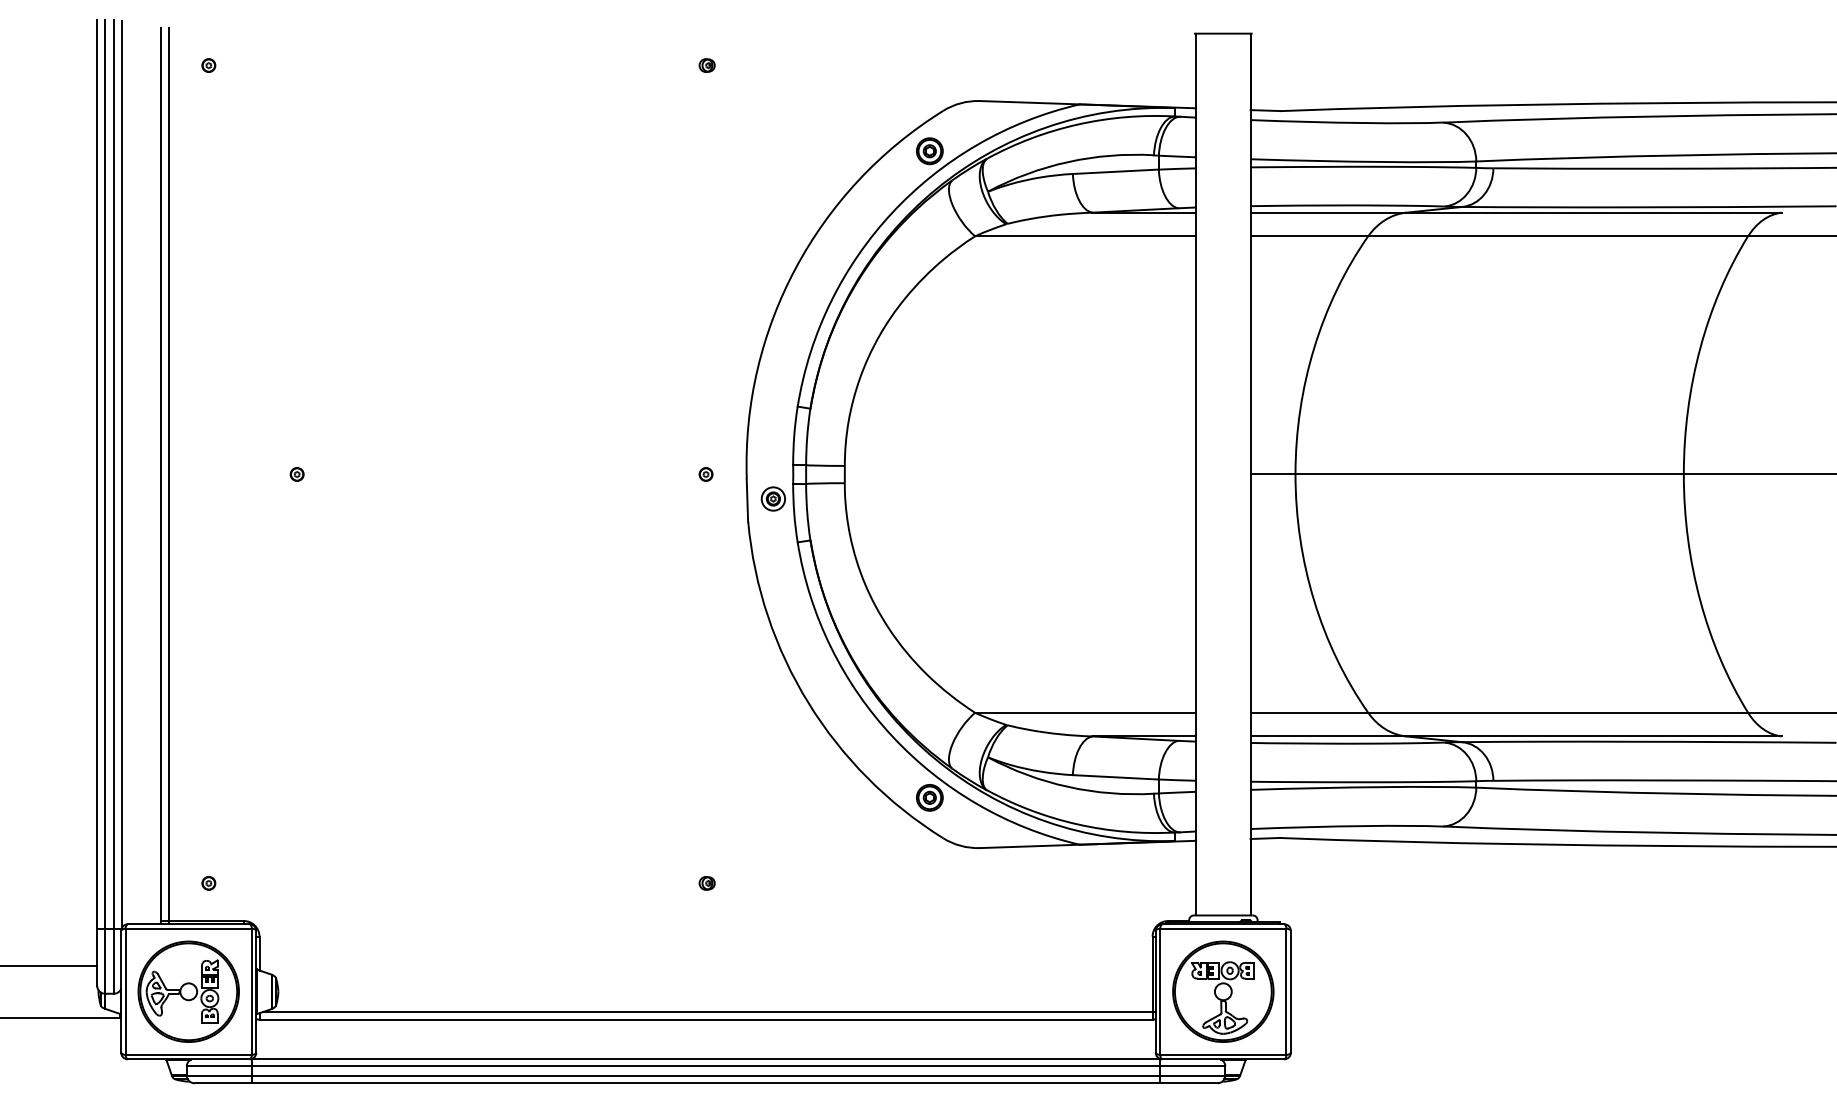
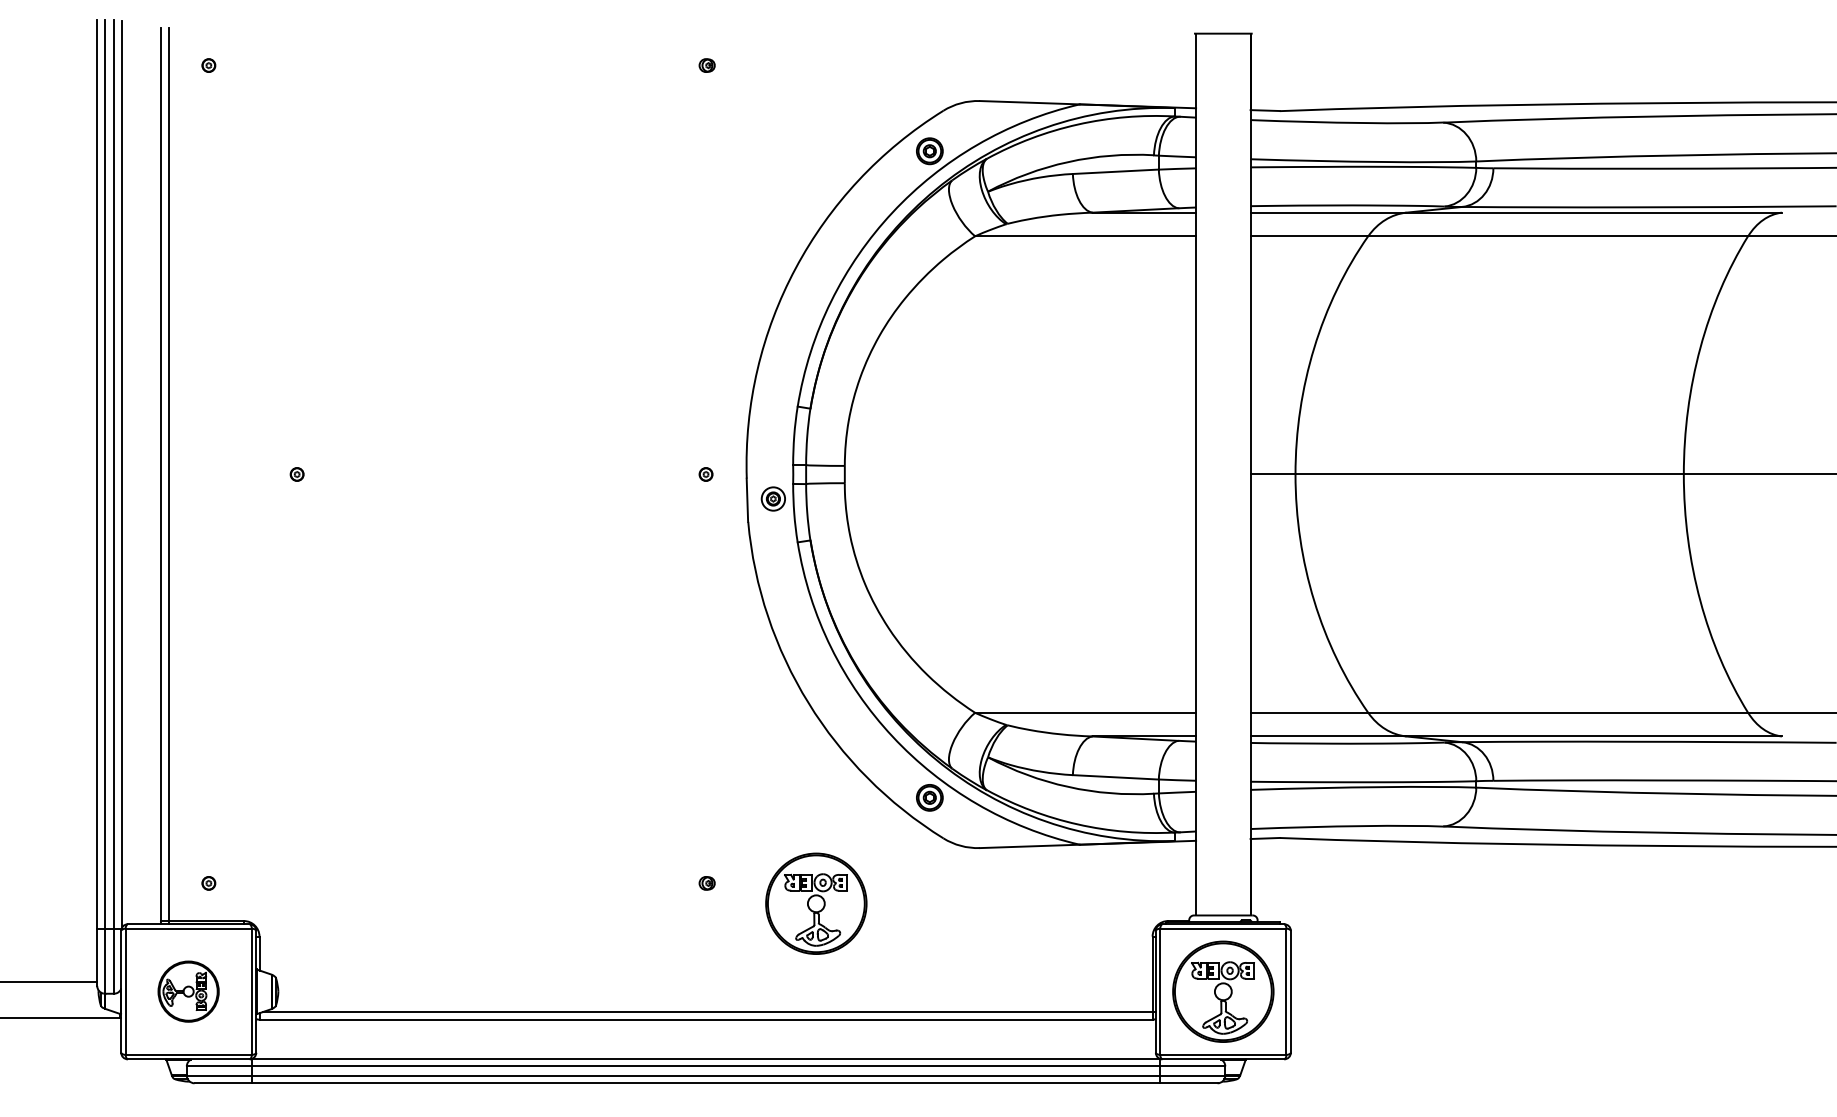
part: none -> present (816, 903)
line position: (49, 965) -> (49, 981) (49, 981)
part size: 103x103 px -> 63x63 px (188, 991)
